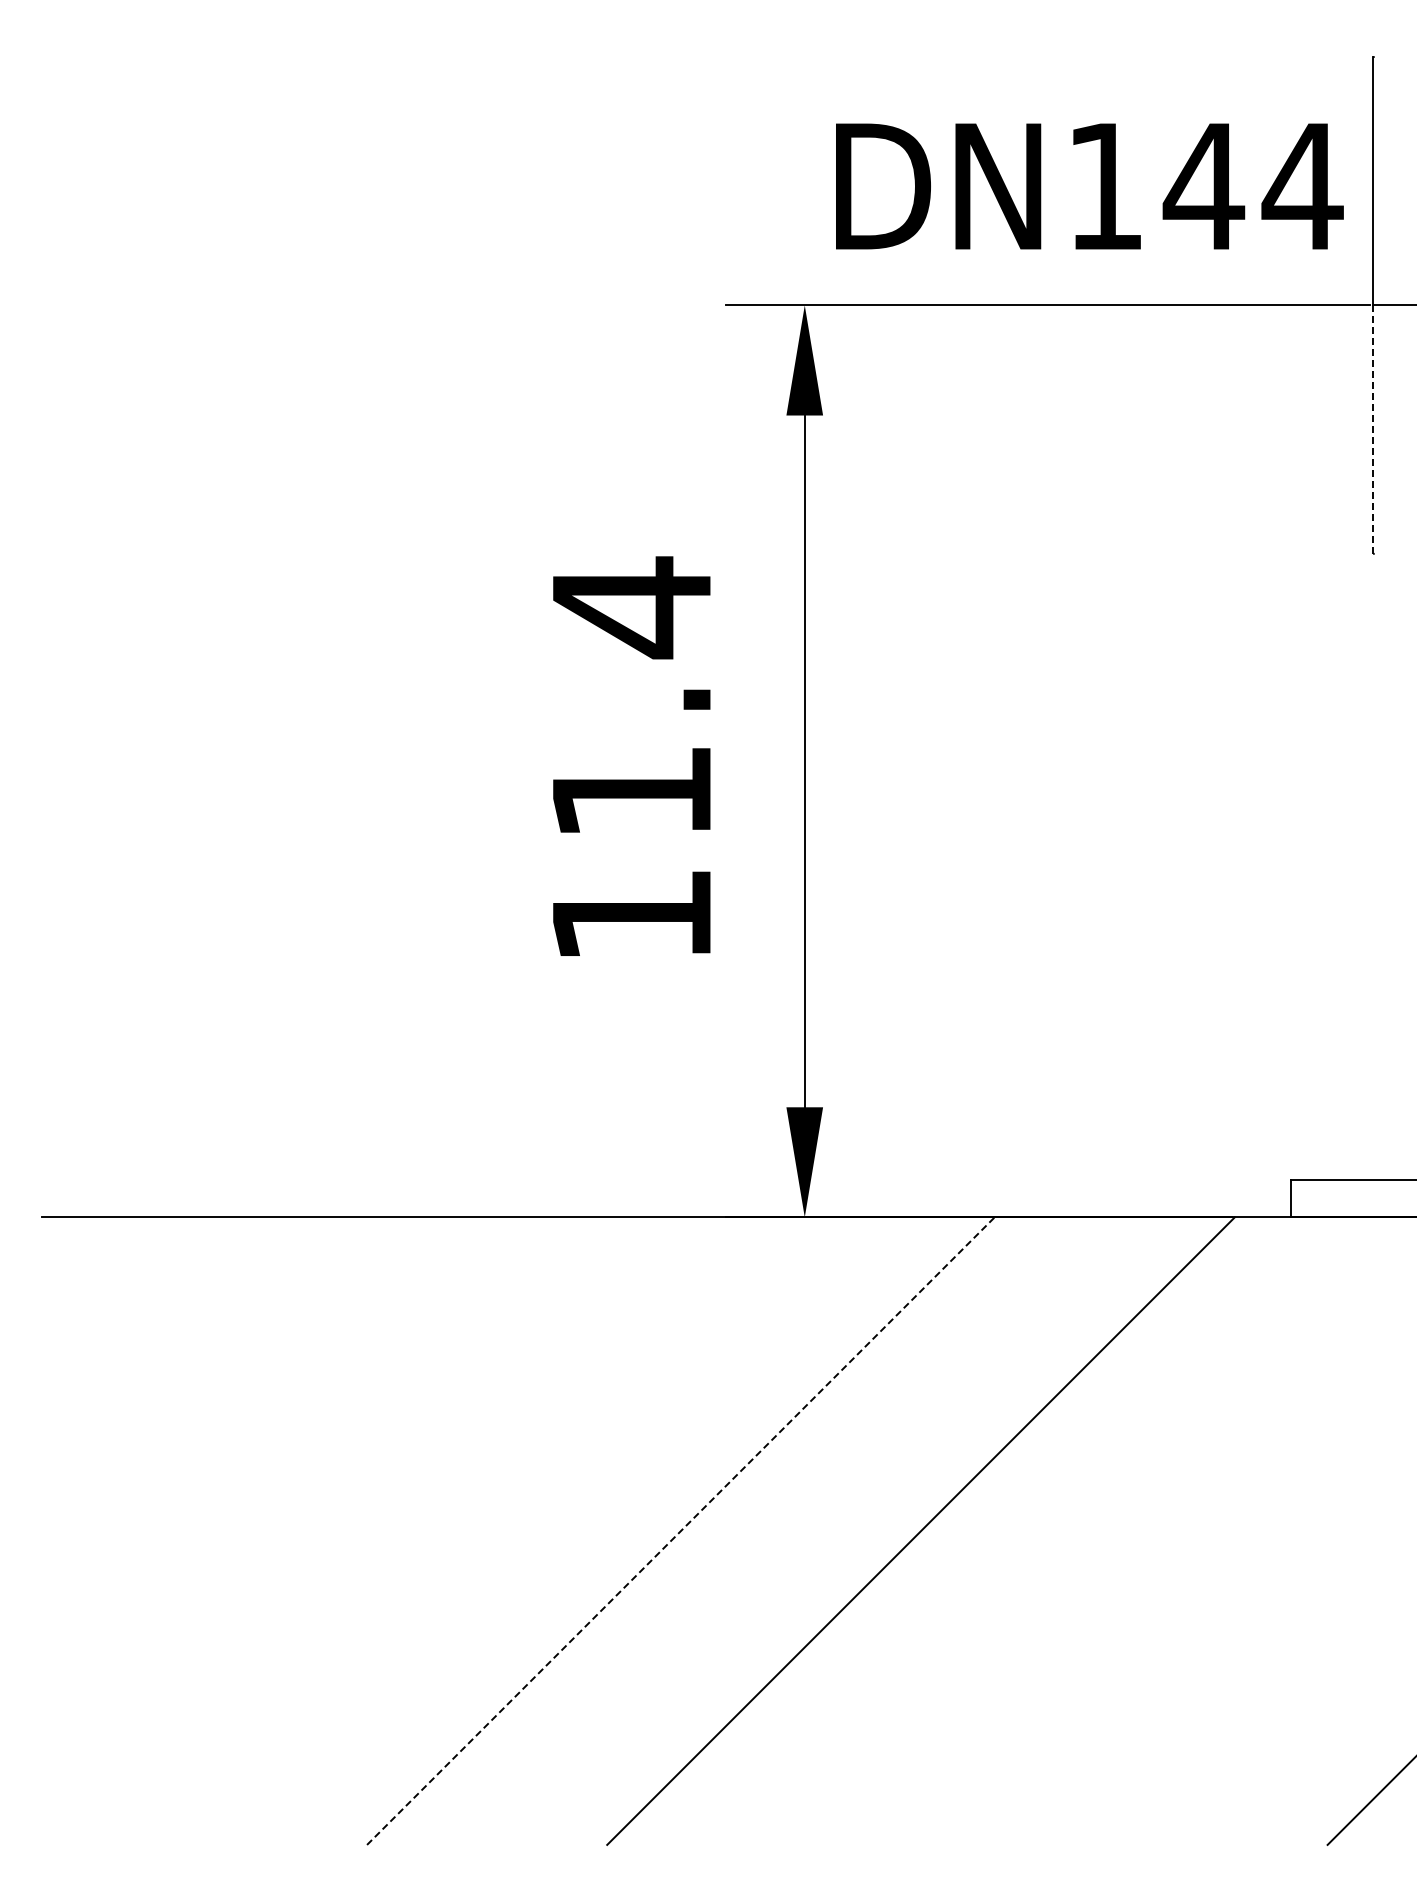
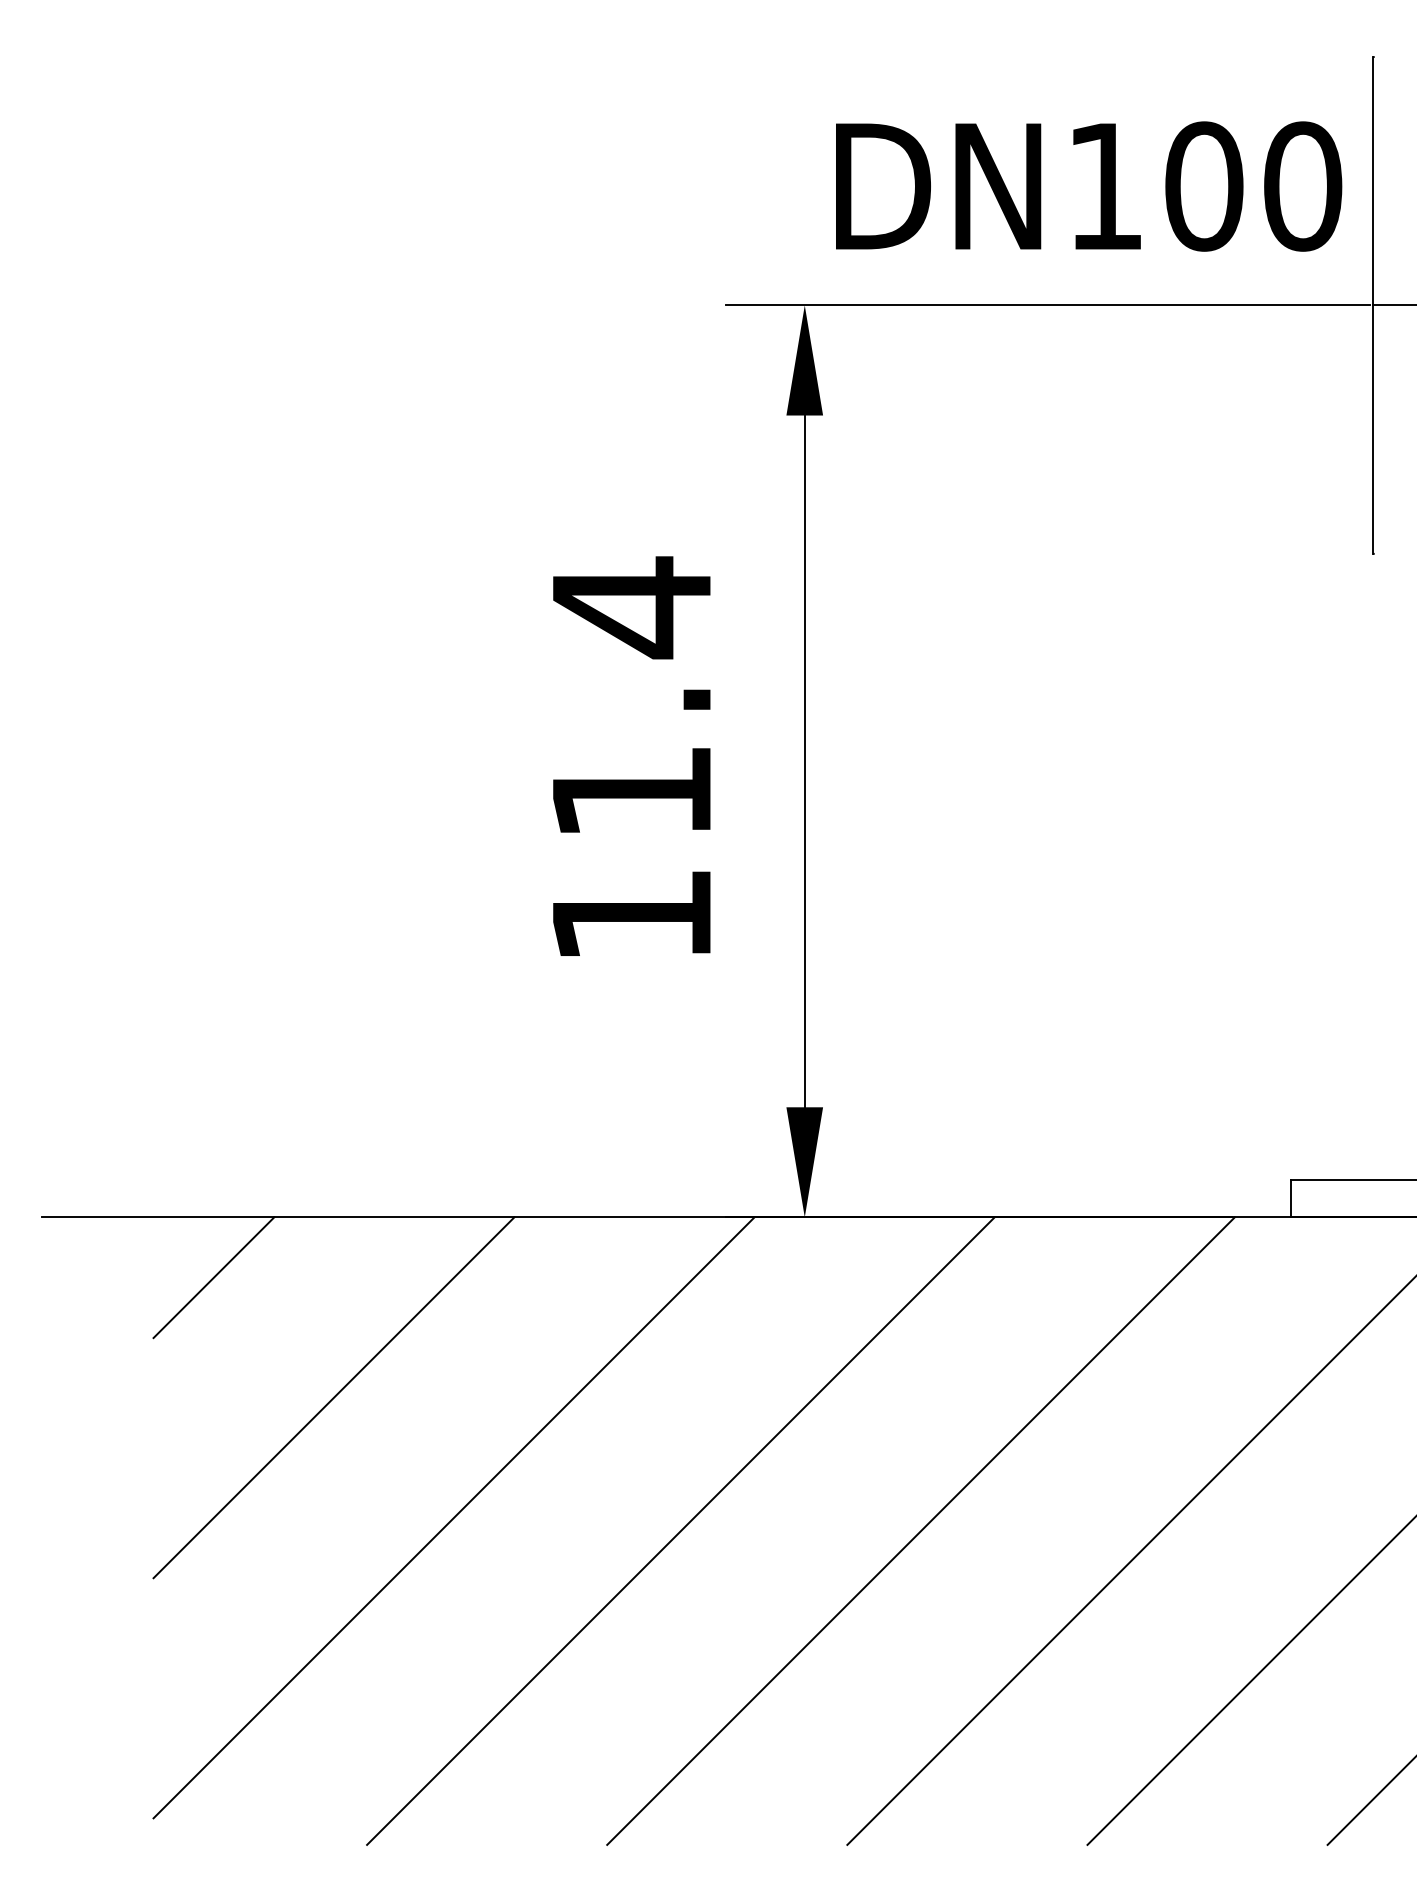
text: DN144 -> DN100 (1252, 186)
line: dashed -> solid (1373, 430)
line: none -> present (213, 1277)
line: none -> present (333, 1397)
line: none -> present (453, 1517)
line: dashed -> solid (680, 1531)
line: none -> present (1130, 1561)
line: none -> present (1250, 1681)
